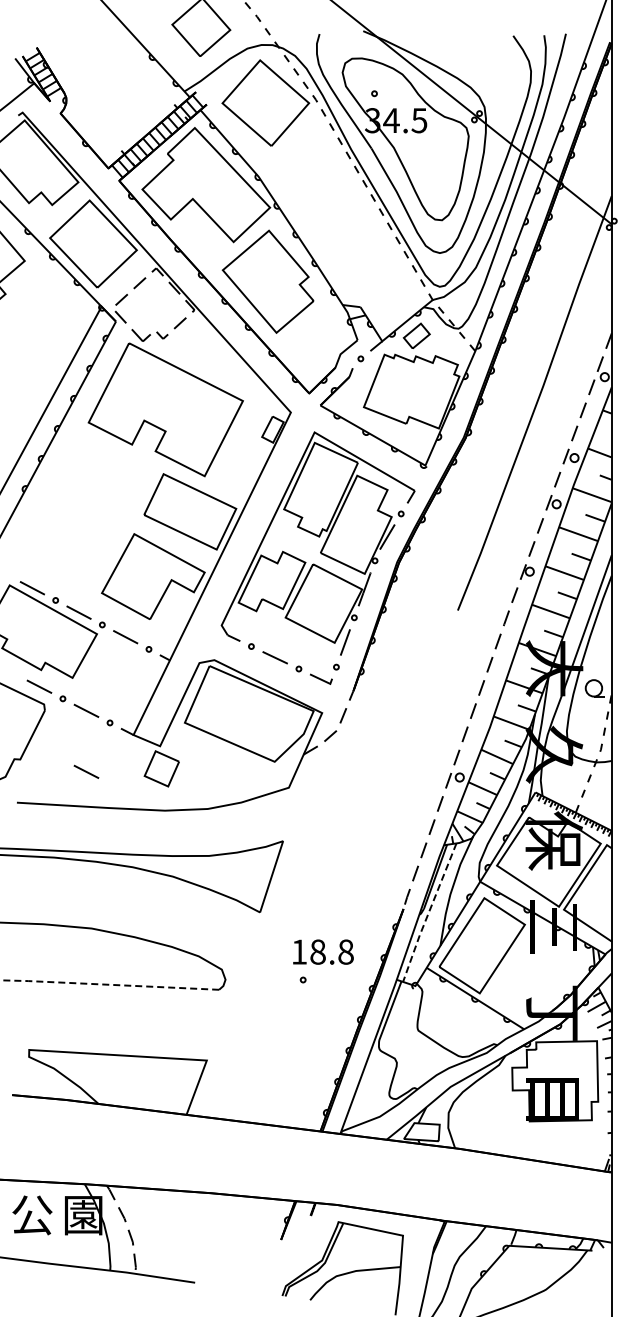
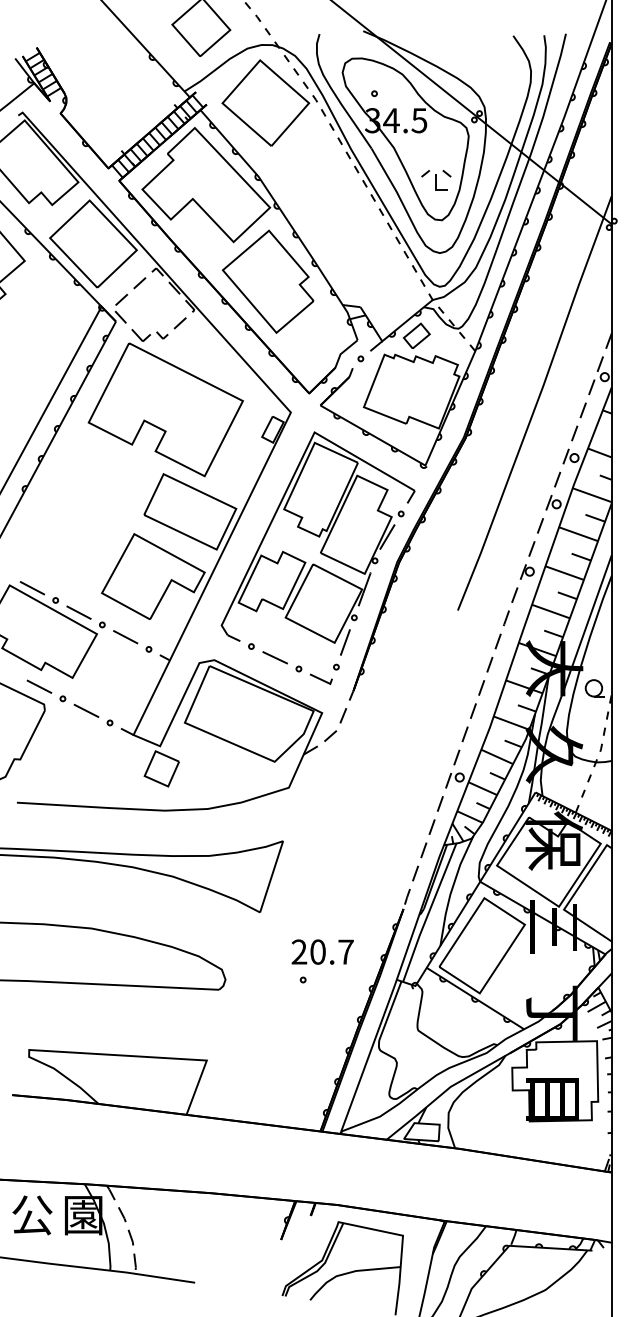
part: none -> present (436, 180)
line: present -> none (86, 771)
line: dashed -> solid (428, 912)
text: 18.8 -> 20.7 (322, 951)
line: dashed -> solid (108, 984)
